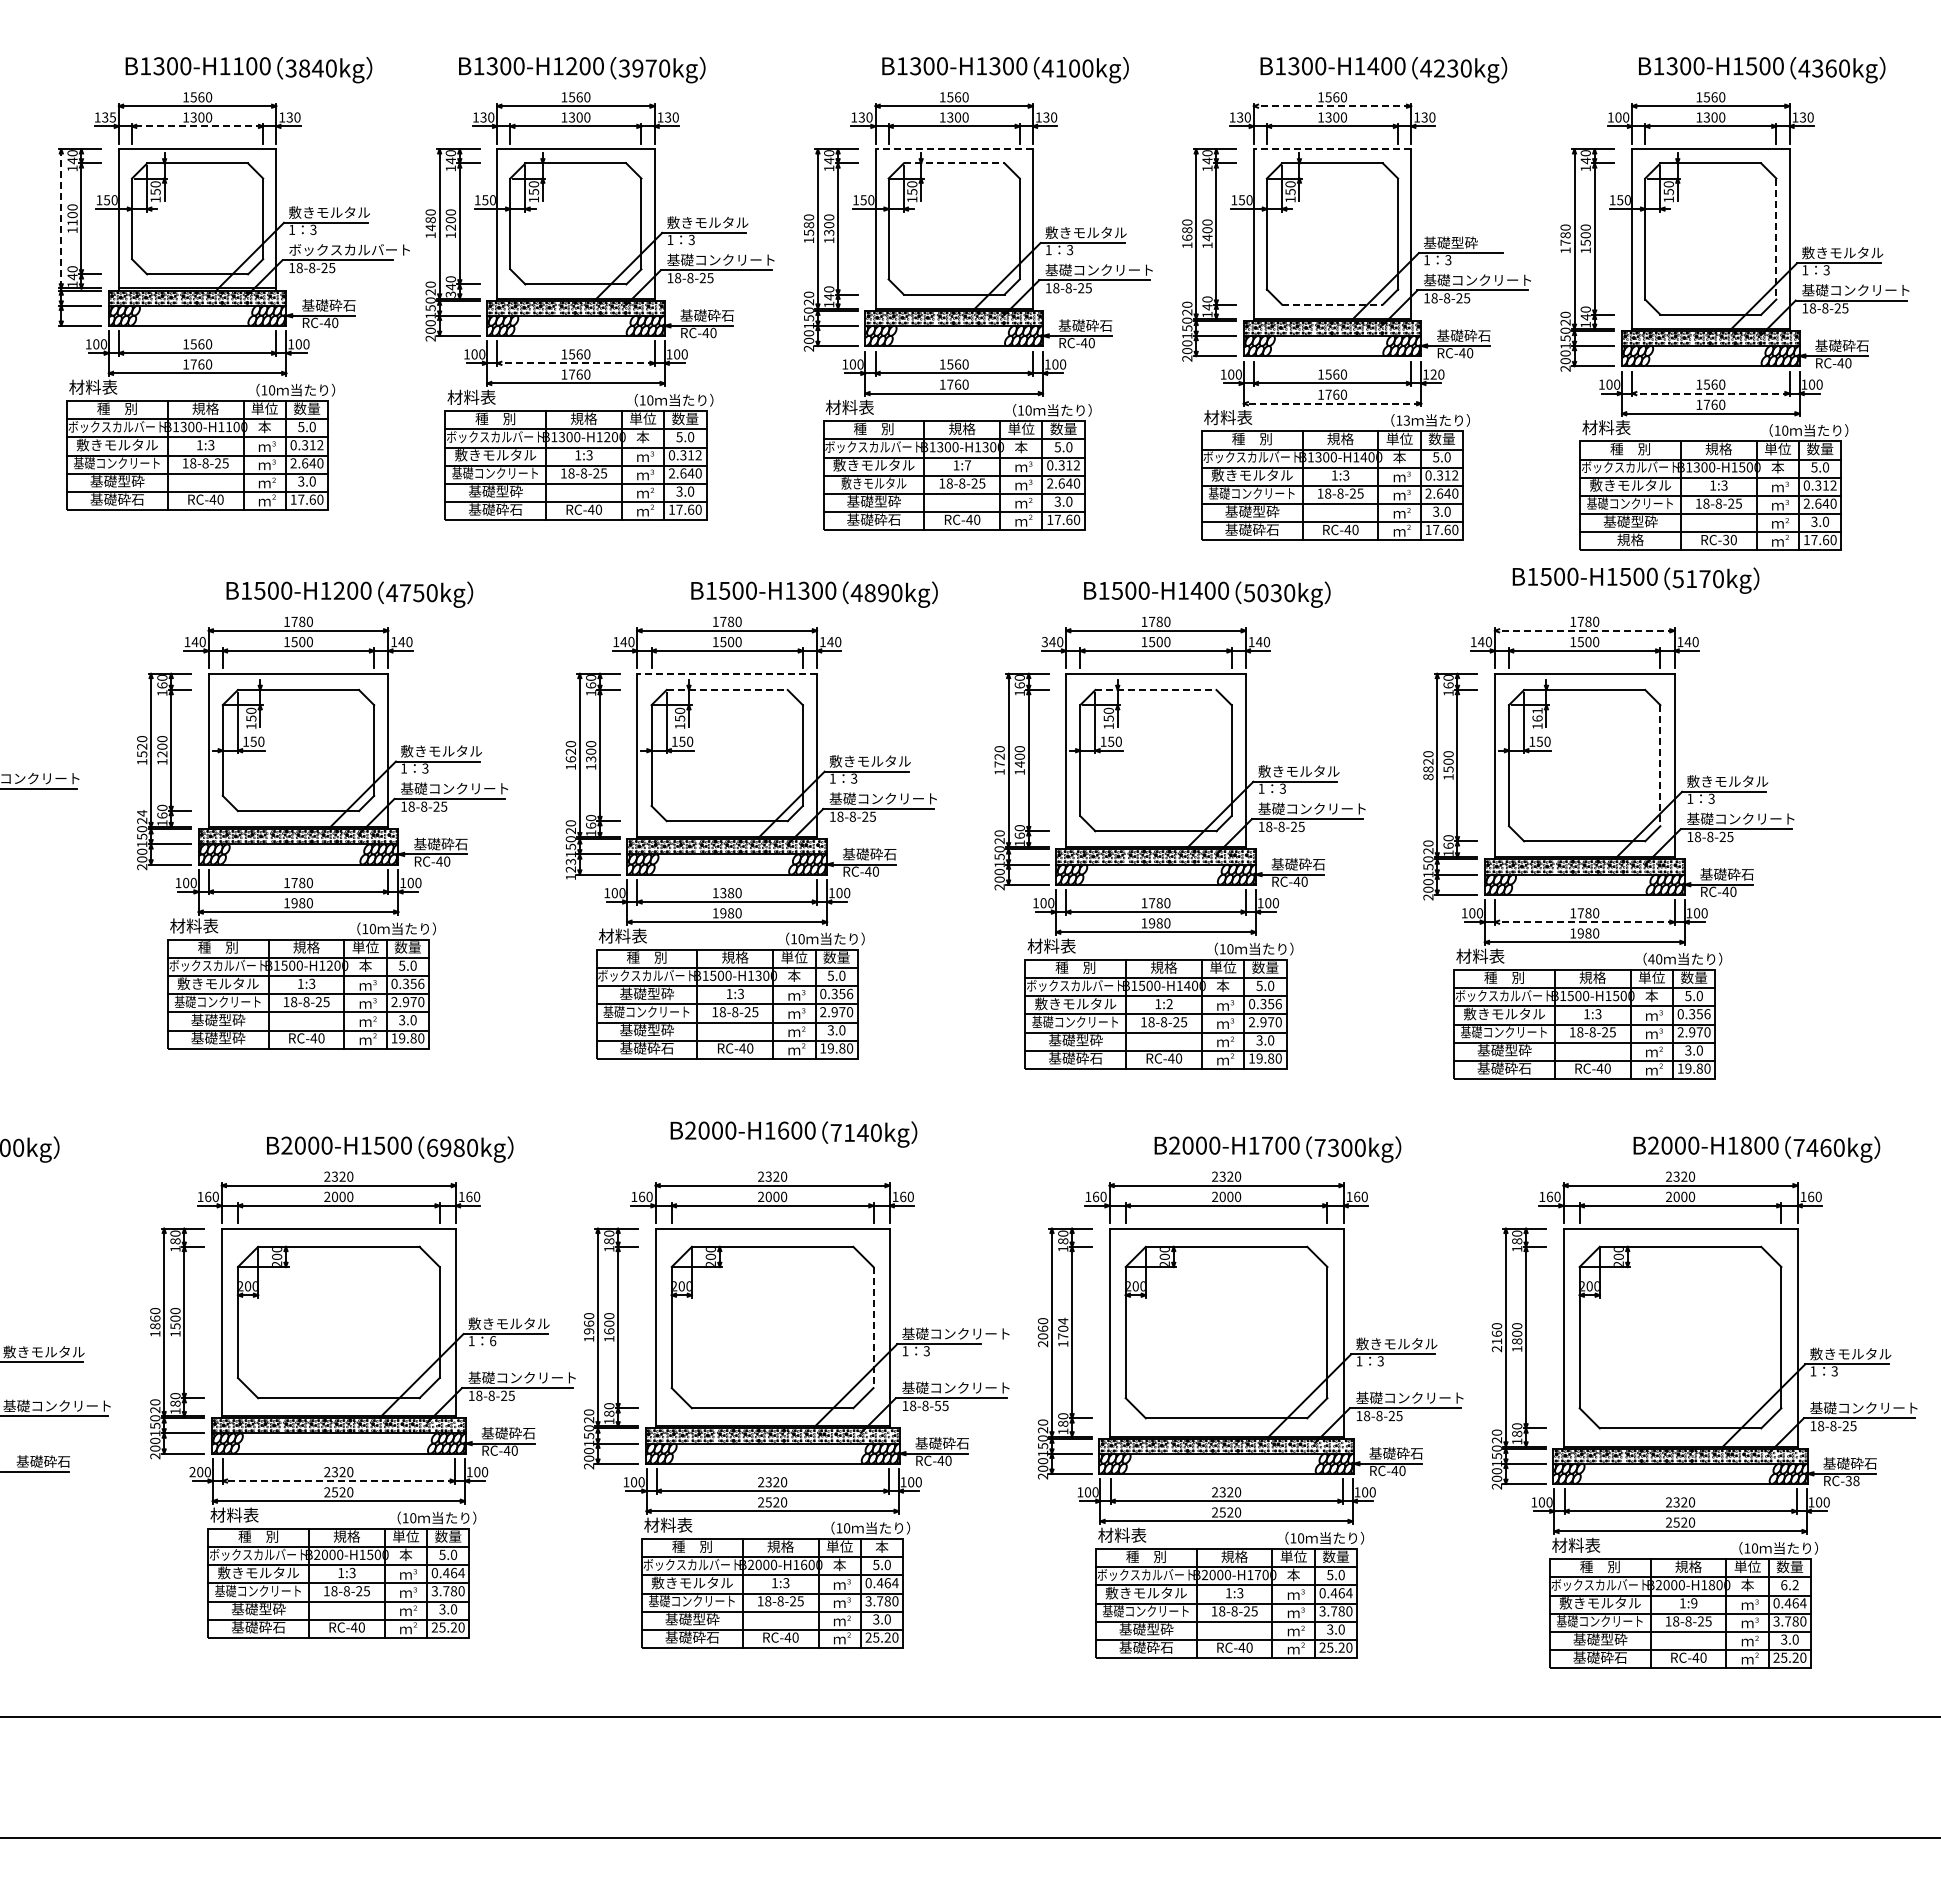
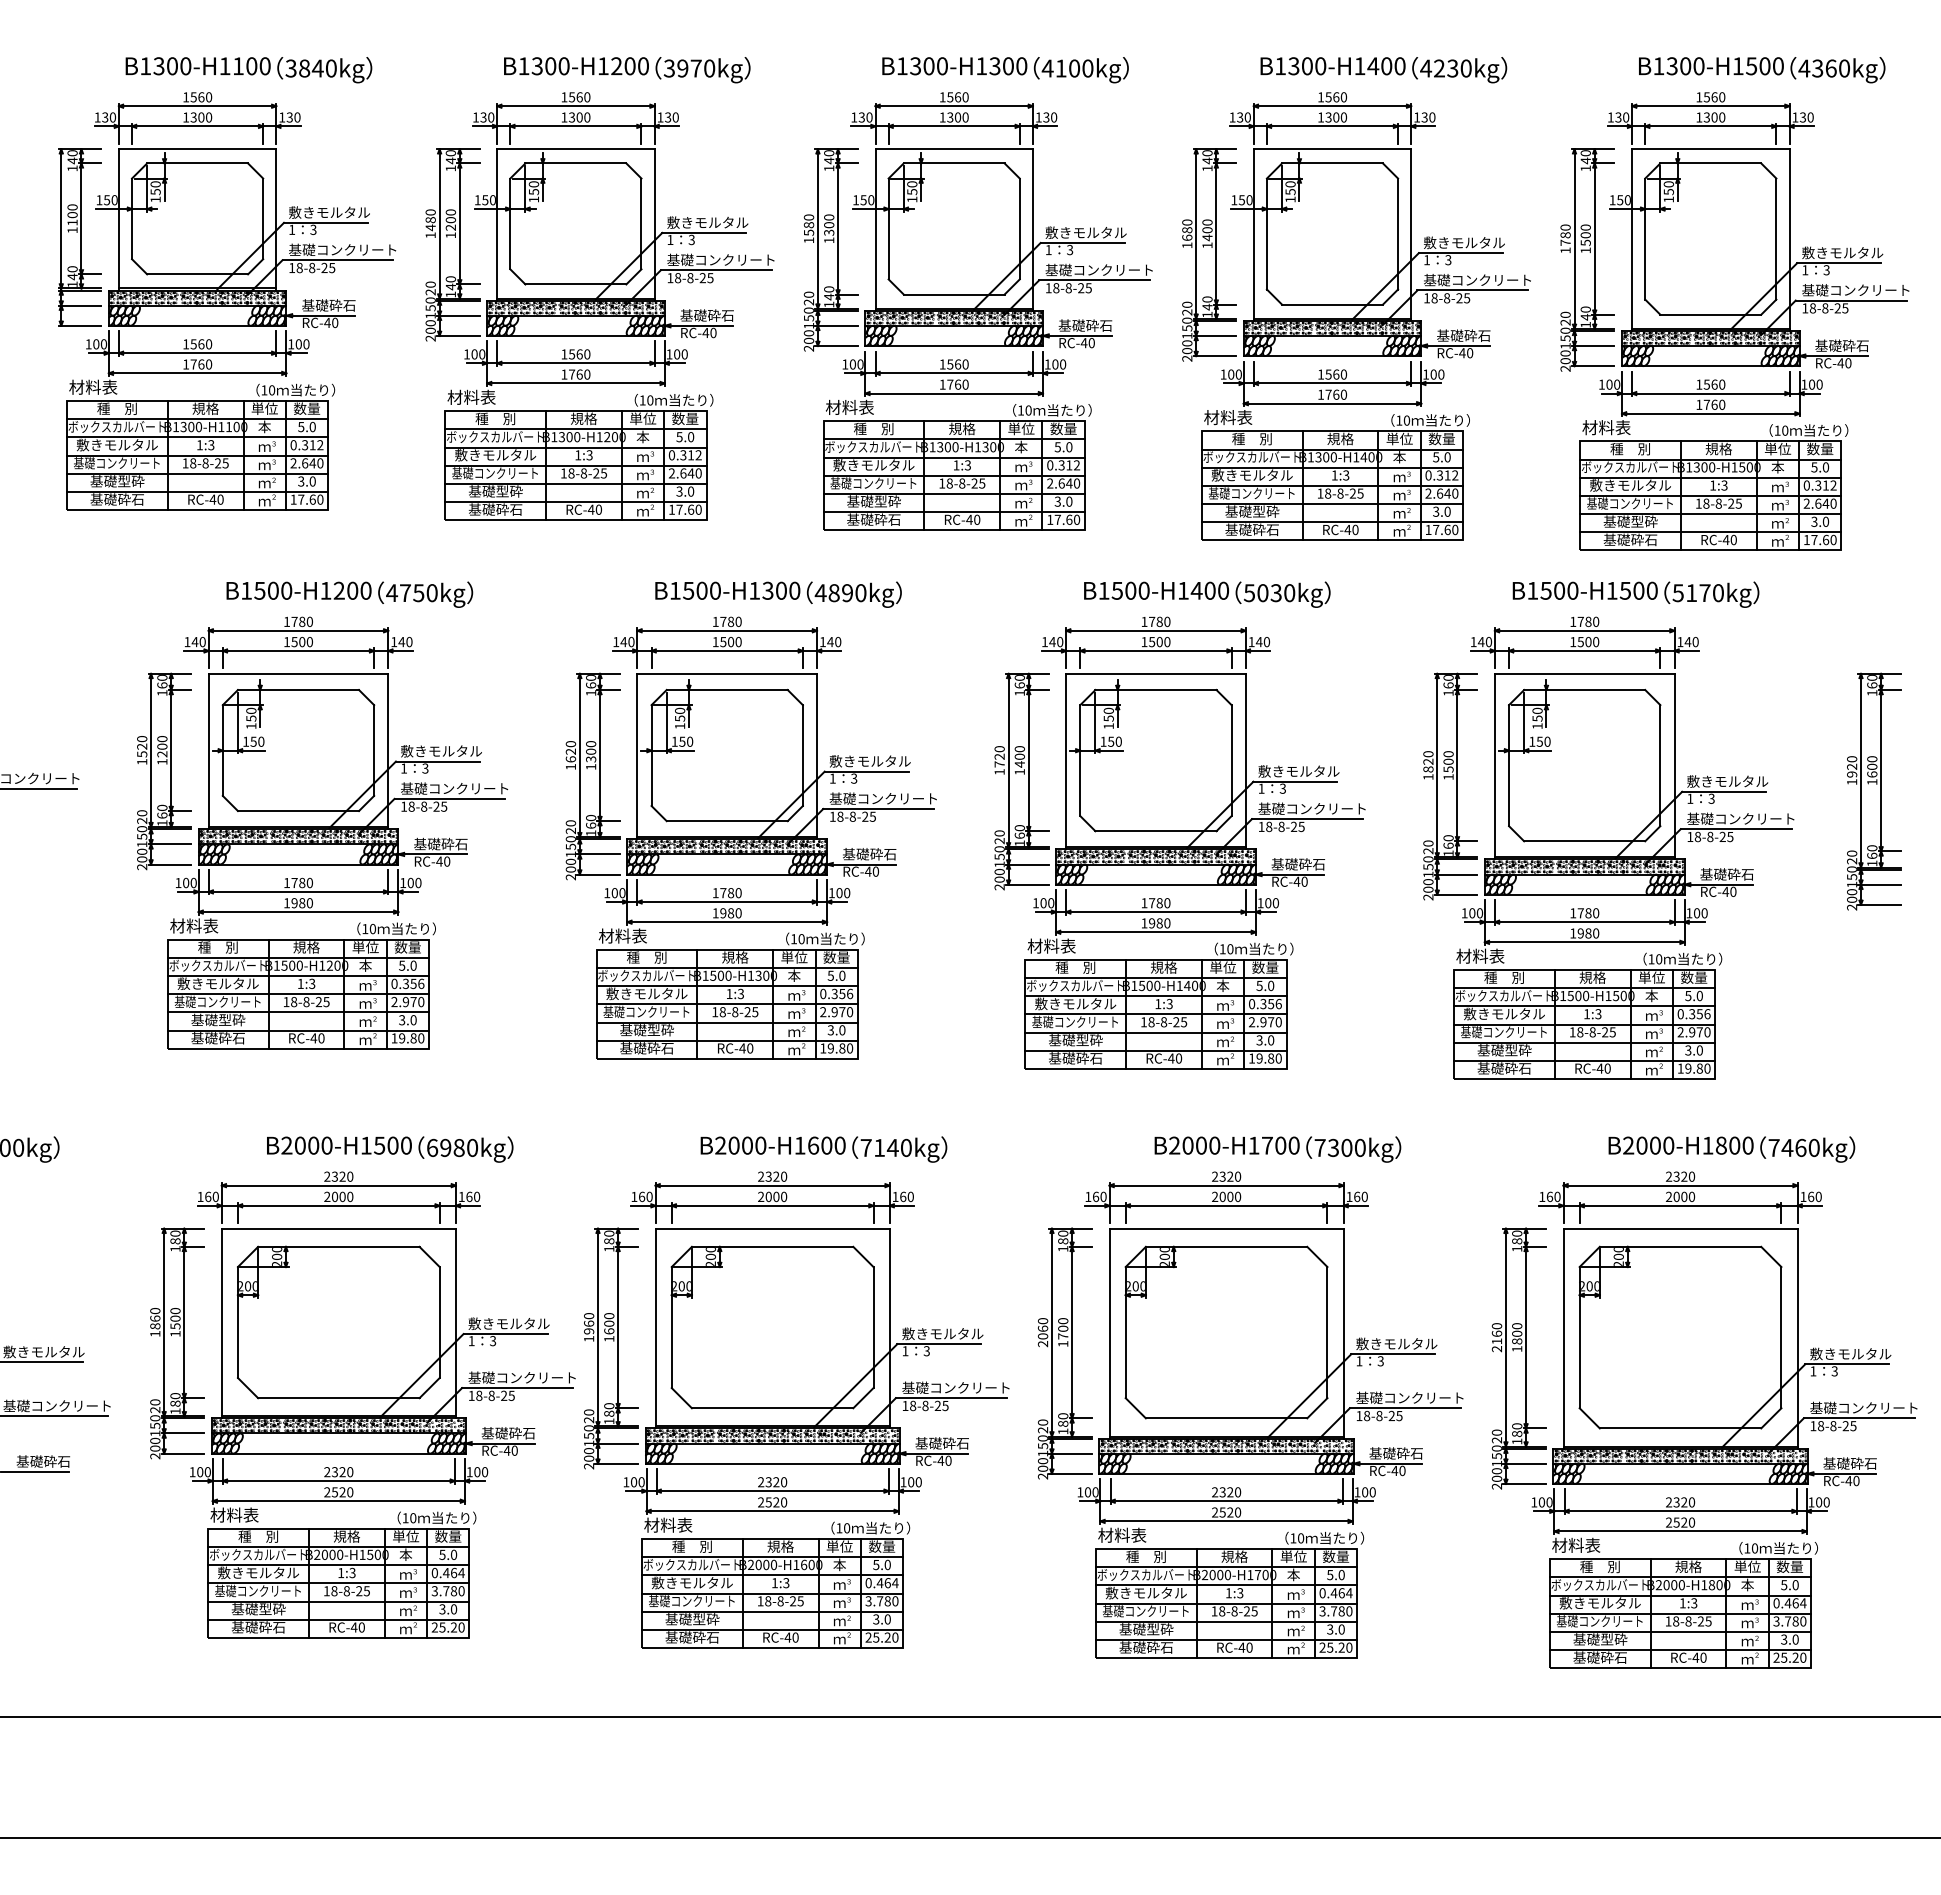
text position: (582, 70) -> (627, 70) (627, 70)
line: dashed -> solid (1332, 106)
text: 135 -> 130 (112, 117)
text: 100 -> 130 (1618, 117)
line: dashed -> solid (197, 126)
line: dashed -> solid (954, 149)
line: dashed -> solid (1332, 149)
line: dashed -> solid (954, 163)
line: dashed -> solid (61, 218)
line: dashed -> solid (1776, 239)
text: 基礎型砕 -> 敷きモルタル (1463, 242)
text: ボックスカルバート -> 基礎コンクリート (349, 249)
text: 340 -> 140 (450, 294)
line: dashed -> solid (1333, 304)
line: dashed -> solid (575, 363)
text: 120 -> 100 (1433, 374)
line: dashed -> solid (1710, 393)
line: dashed -> solid (1332, 403)
text: 13 -> 10 (1406, 420)
text: 1:7 -> 1:3 (967, 465)
text: 敷きモルタル -> 基礎コンクリート (873, 483)
text: 規格 -> 基礎砕石 (1630, 539)
text: RC-30 -> RC-40 (1725, 539)
text position: (1635, 580) -> (1635, 594) (1635, 594)
text position: (814, 594) -> (778, 594) (778, 594)
line: dashed -> solid (1584, 630)
text: 340 -> 140 (1044, 641)
line: dashed -> solid (727, 673)
line: dashed -> solid (727, 690)
line: dashed -> solid (1155, 690)
text: 161 -> 150 (1537, 714)
line: dashed -> solid (1660, 765)
text: 8820 -> 1820 (1428, 777)
part: none -> present (1874, 791)
text: 24 -> 20 (142, 813)
text: 123 -> 200 (570, 869)
text: 1380 -> 1780 (723, 893)
line: dashed -> solid (1584, 922)
text: 40 -> 10 (1651, 959)
text: 基礎型砕 -> 敷きモルタル (646, 993)
text: 1:2 -> 1:3 (1169, 1004)
text: 基礎型砕 -> 基礎砕石 (231, 1038)
text position: (793, 1134) -> (823, 1149) (823, 1149)
text position: (1756, 1149) -> (1731, 1149) (1731, 1149)
text: 1704 -> 1700 (1063, 1320)
line: dashed -> solid (873, 1327)
text: 基礎コンクリート -> 敷きモルタル (955, 1333)
text: 6 -> 3 (493, 1341)
text: 18-8-55 -> 18-8-25 (937, 1405)
text: 200 -> 100 (192, 1472)
text: RC-38 -> RC-40 (1852, 1480)
line: dashed -> solid (338, 1481)
text: 本 -> 数量 (882, 1546)
text: 6.2 -> 5.0 (1789, 1585)
text: 1:9 -> 1:3 (1694, 1603)
